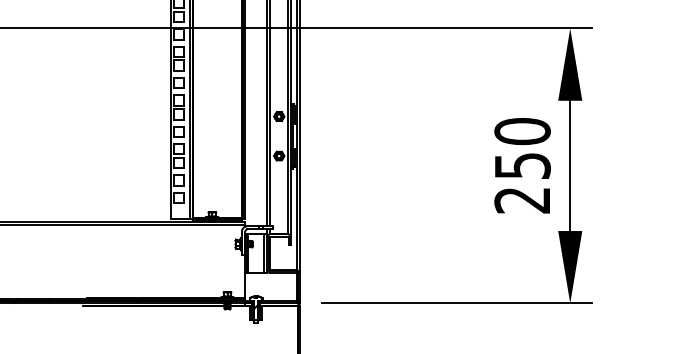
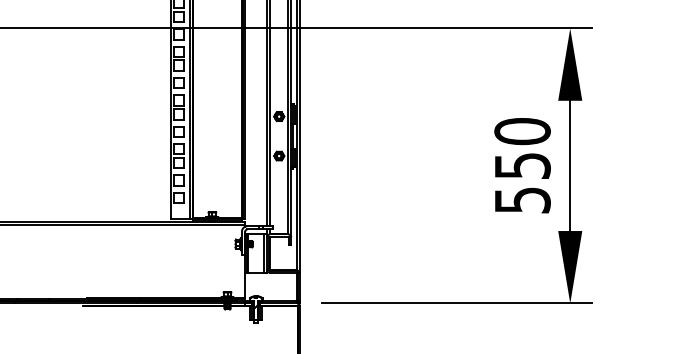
text: 250 -> 550 (522, 200)
